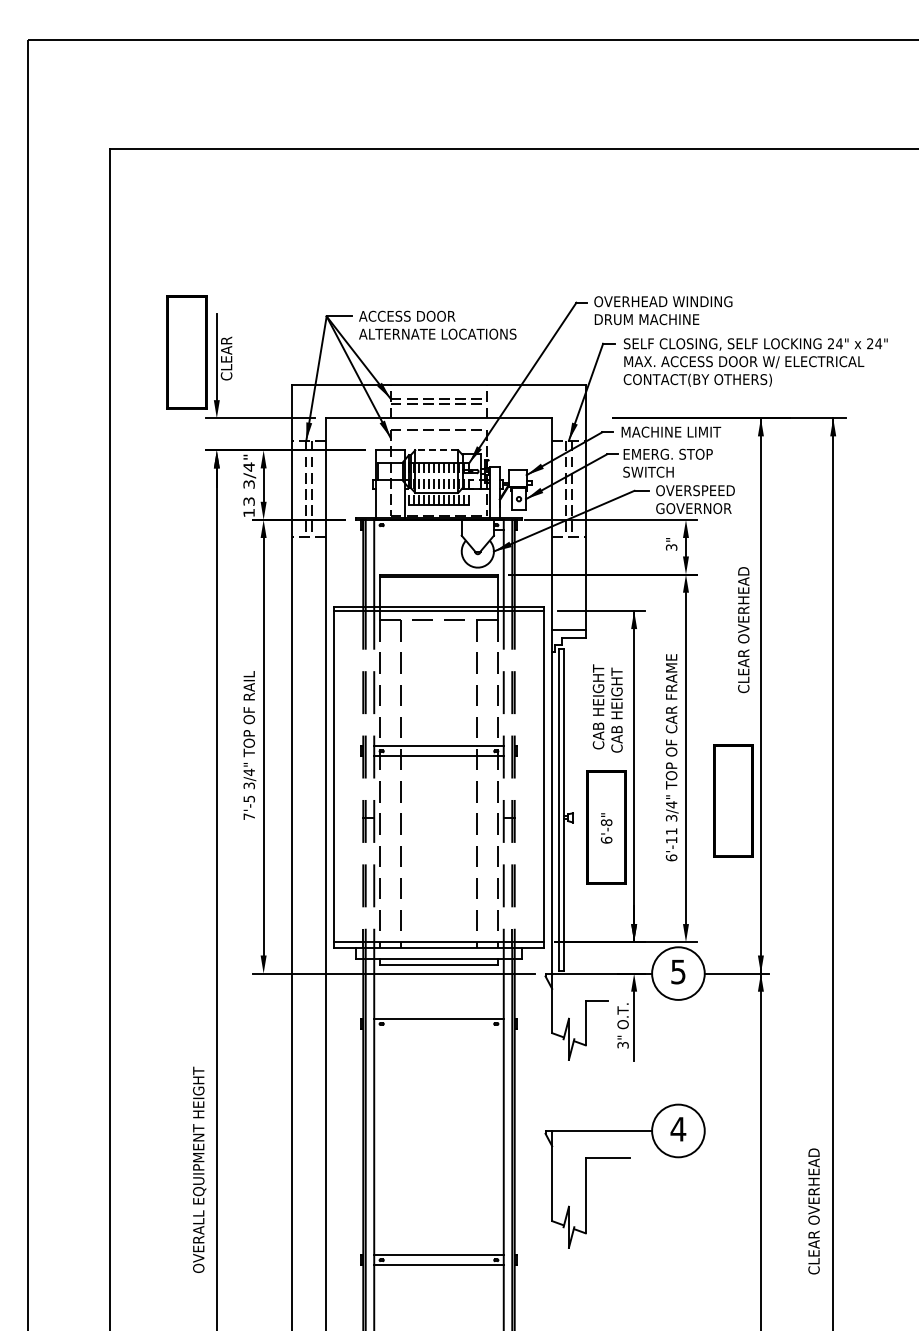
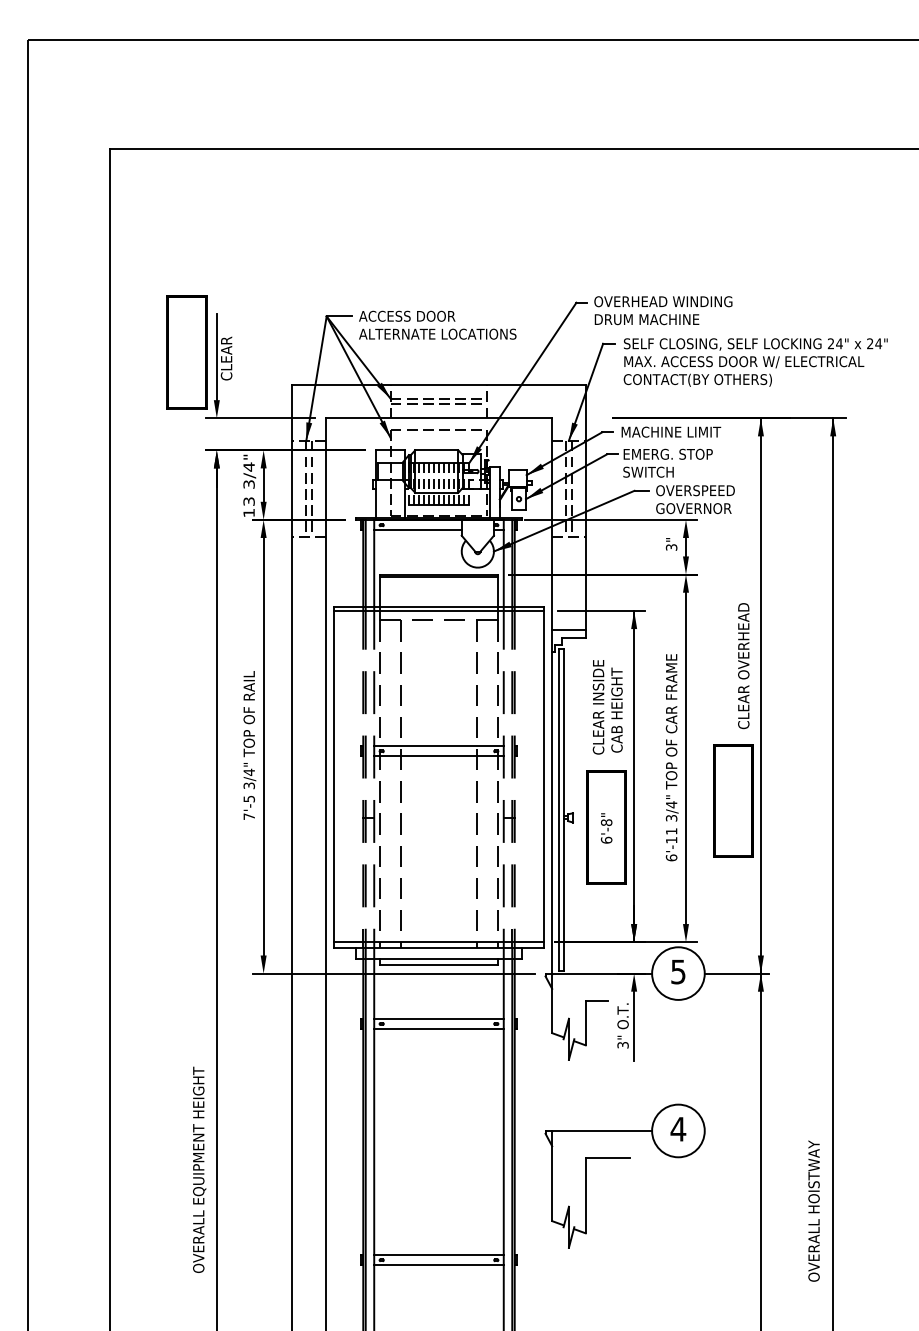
line: dashed -> solid (436, 450)
line: none -> present (417, 529)
text position: (743, 630) -> (743, 666) (743, 666)
text: CAB HEIGHT -> CLEAR INSIDE (598, 707)
line: none -> present (438, 1028)
text: CLEAR OVERHEAD -> OVERALL HOISTWAY (813, 1210)
